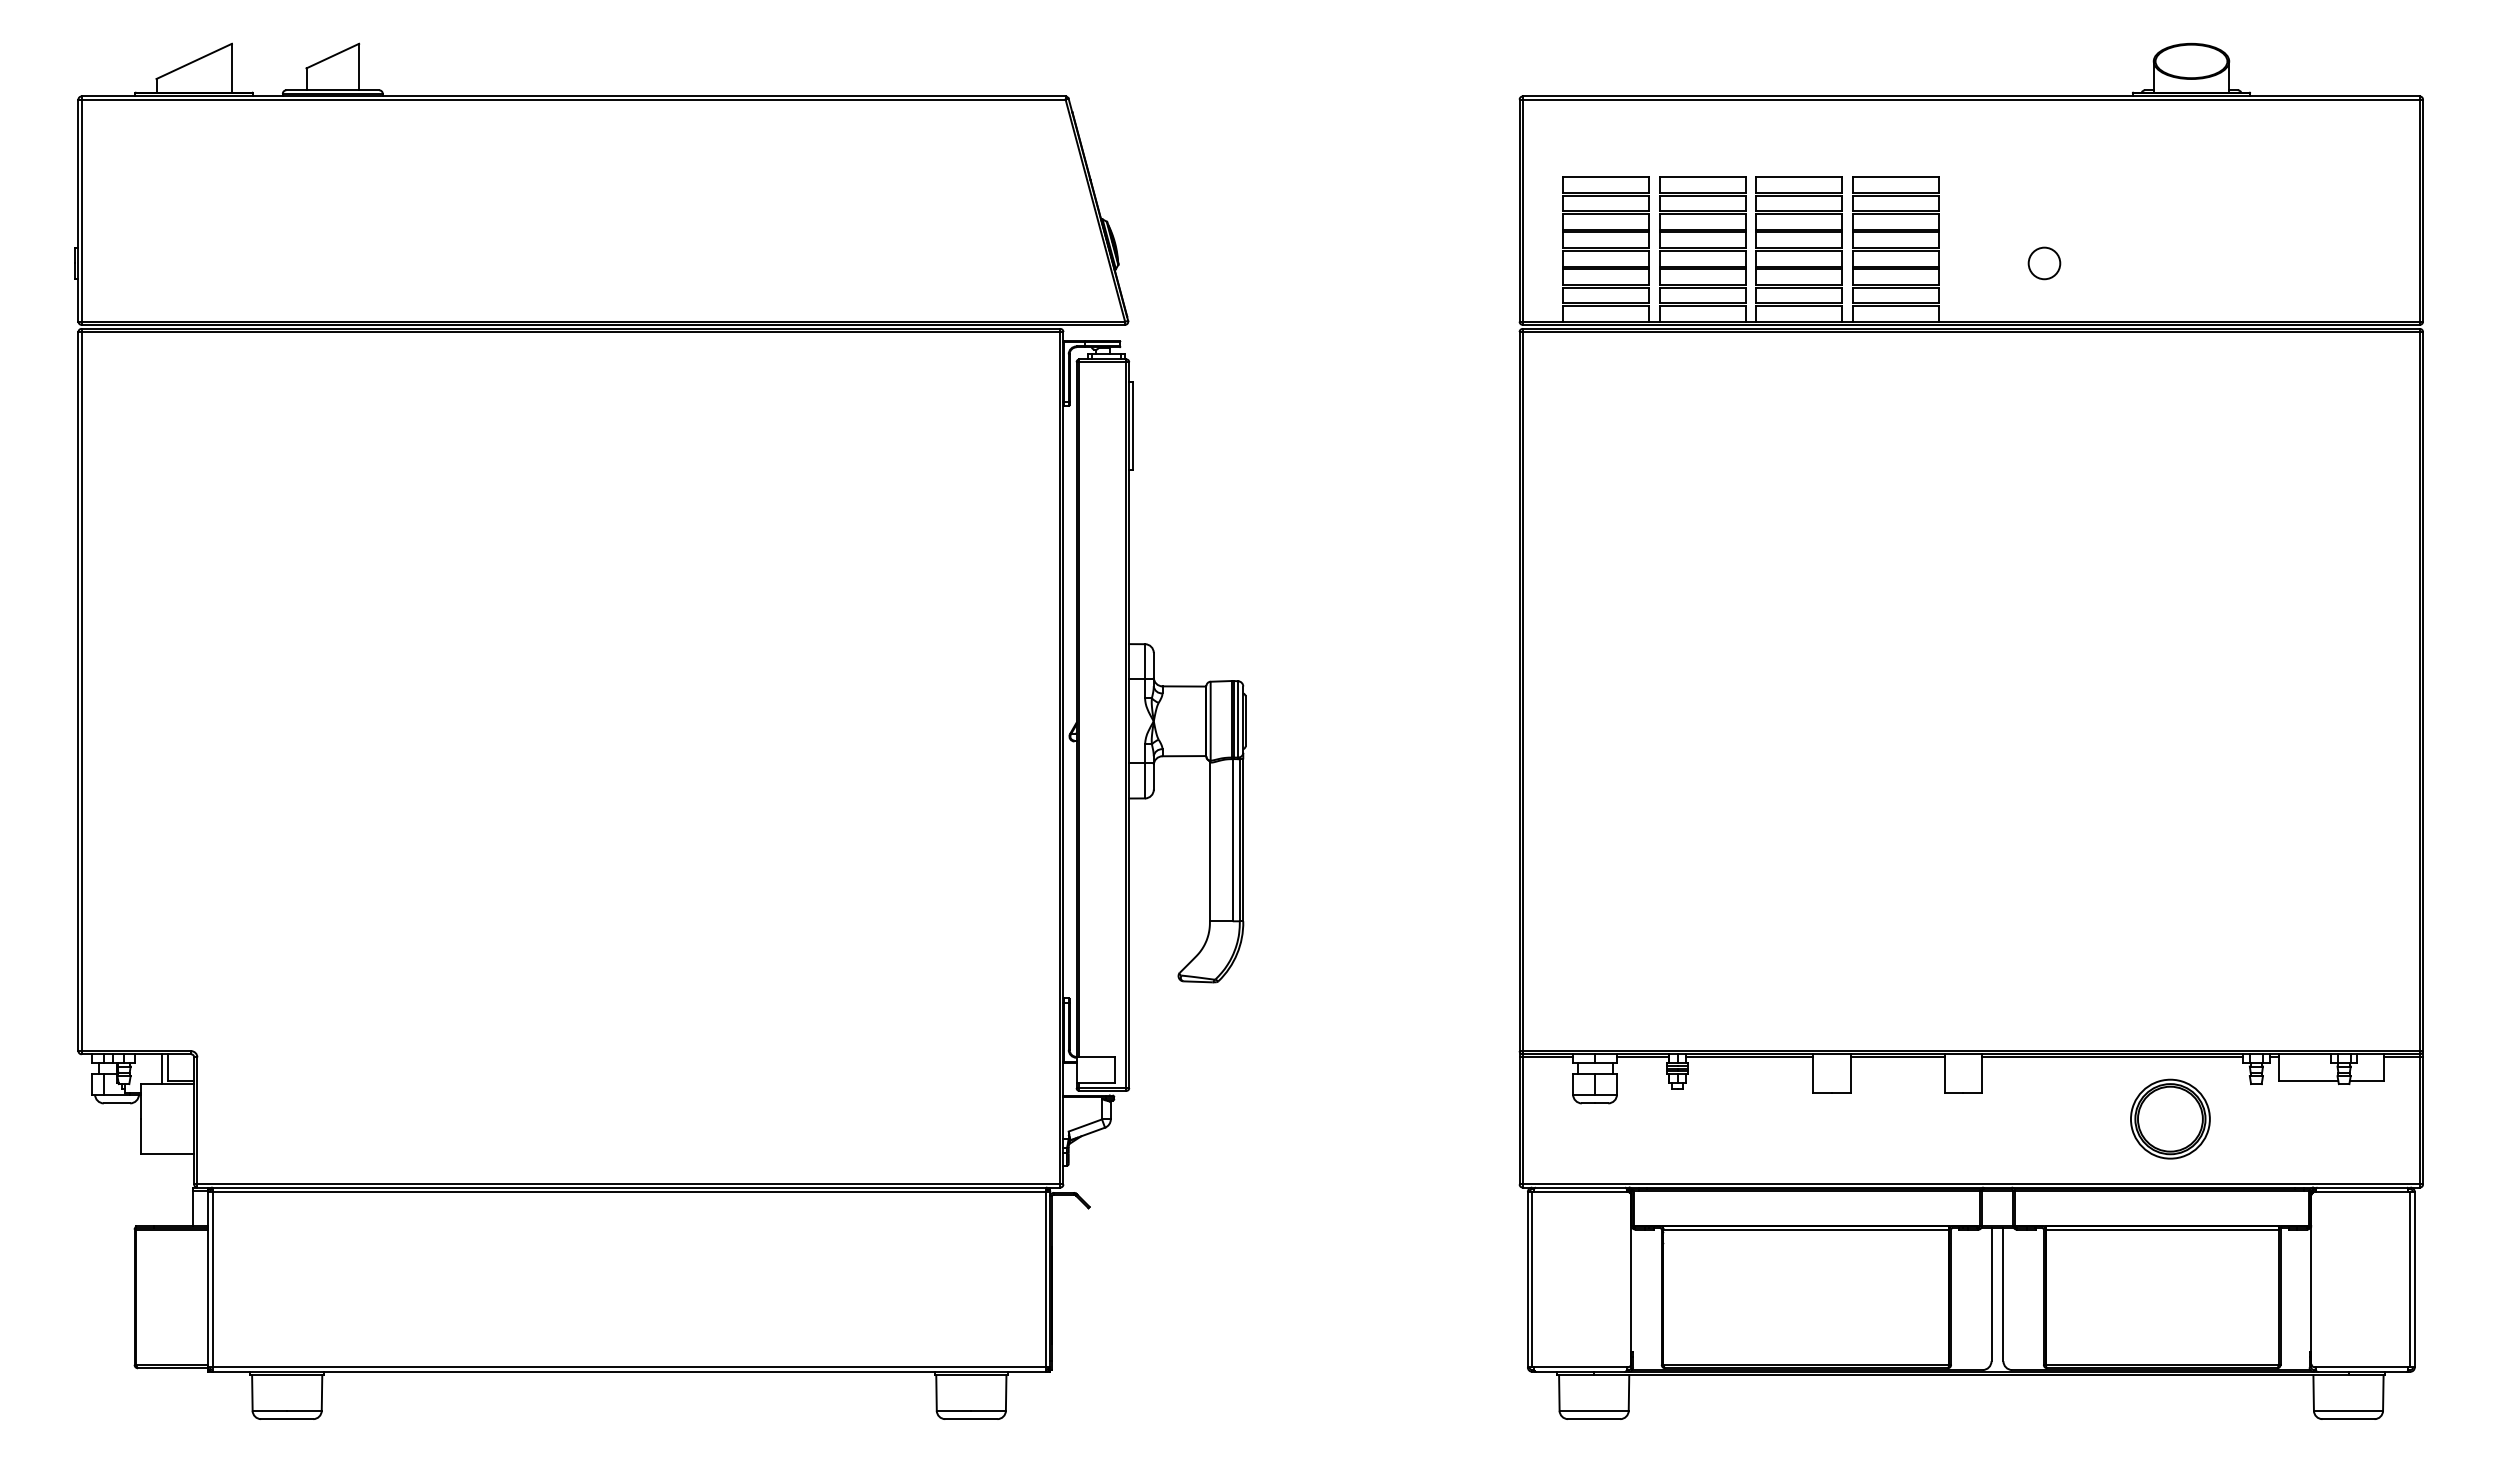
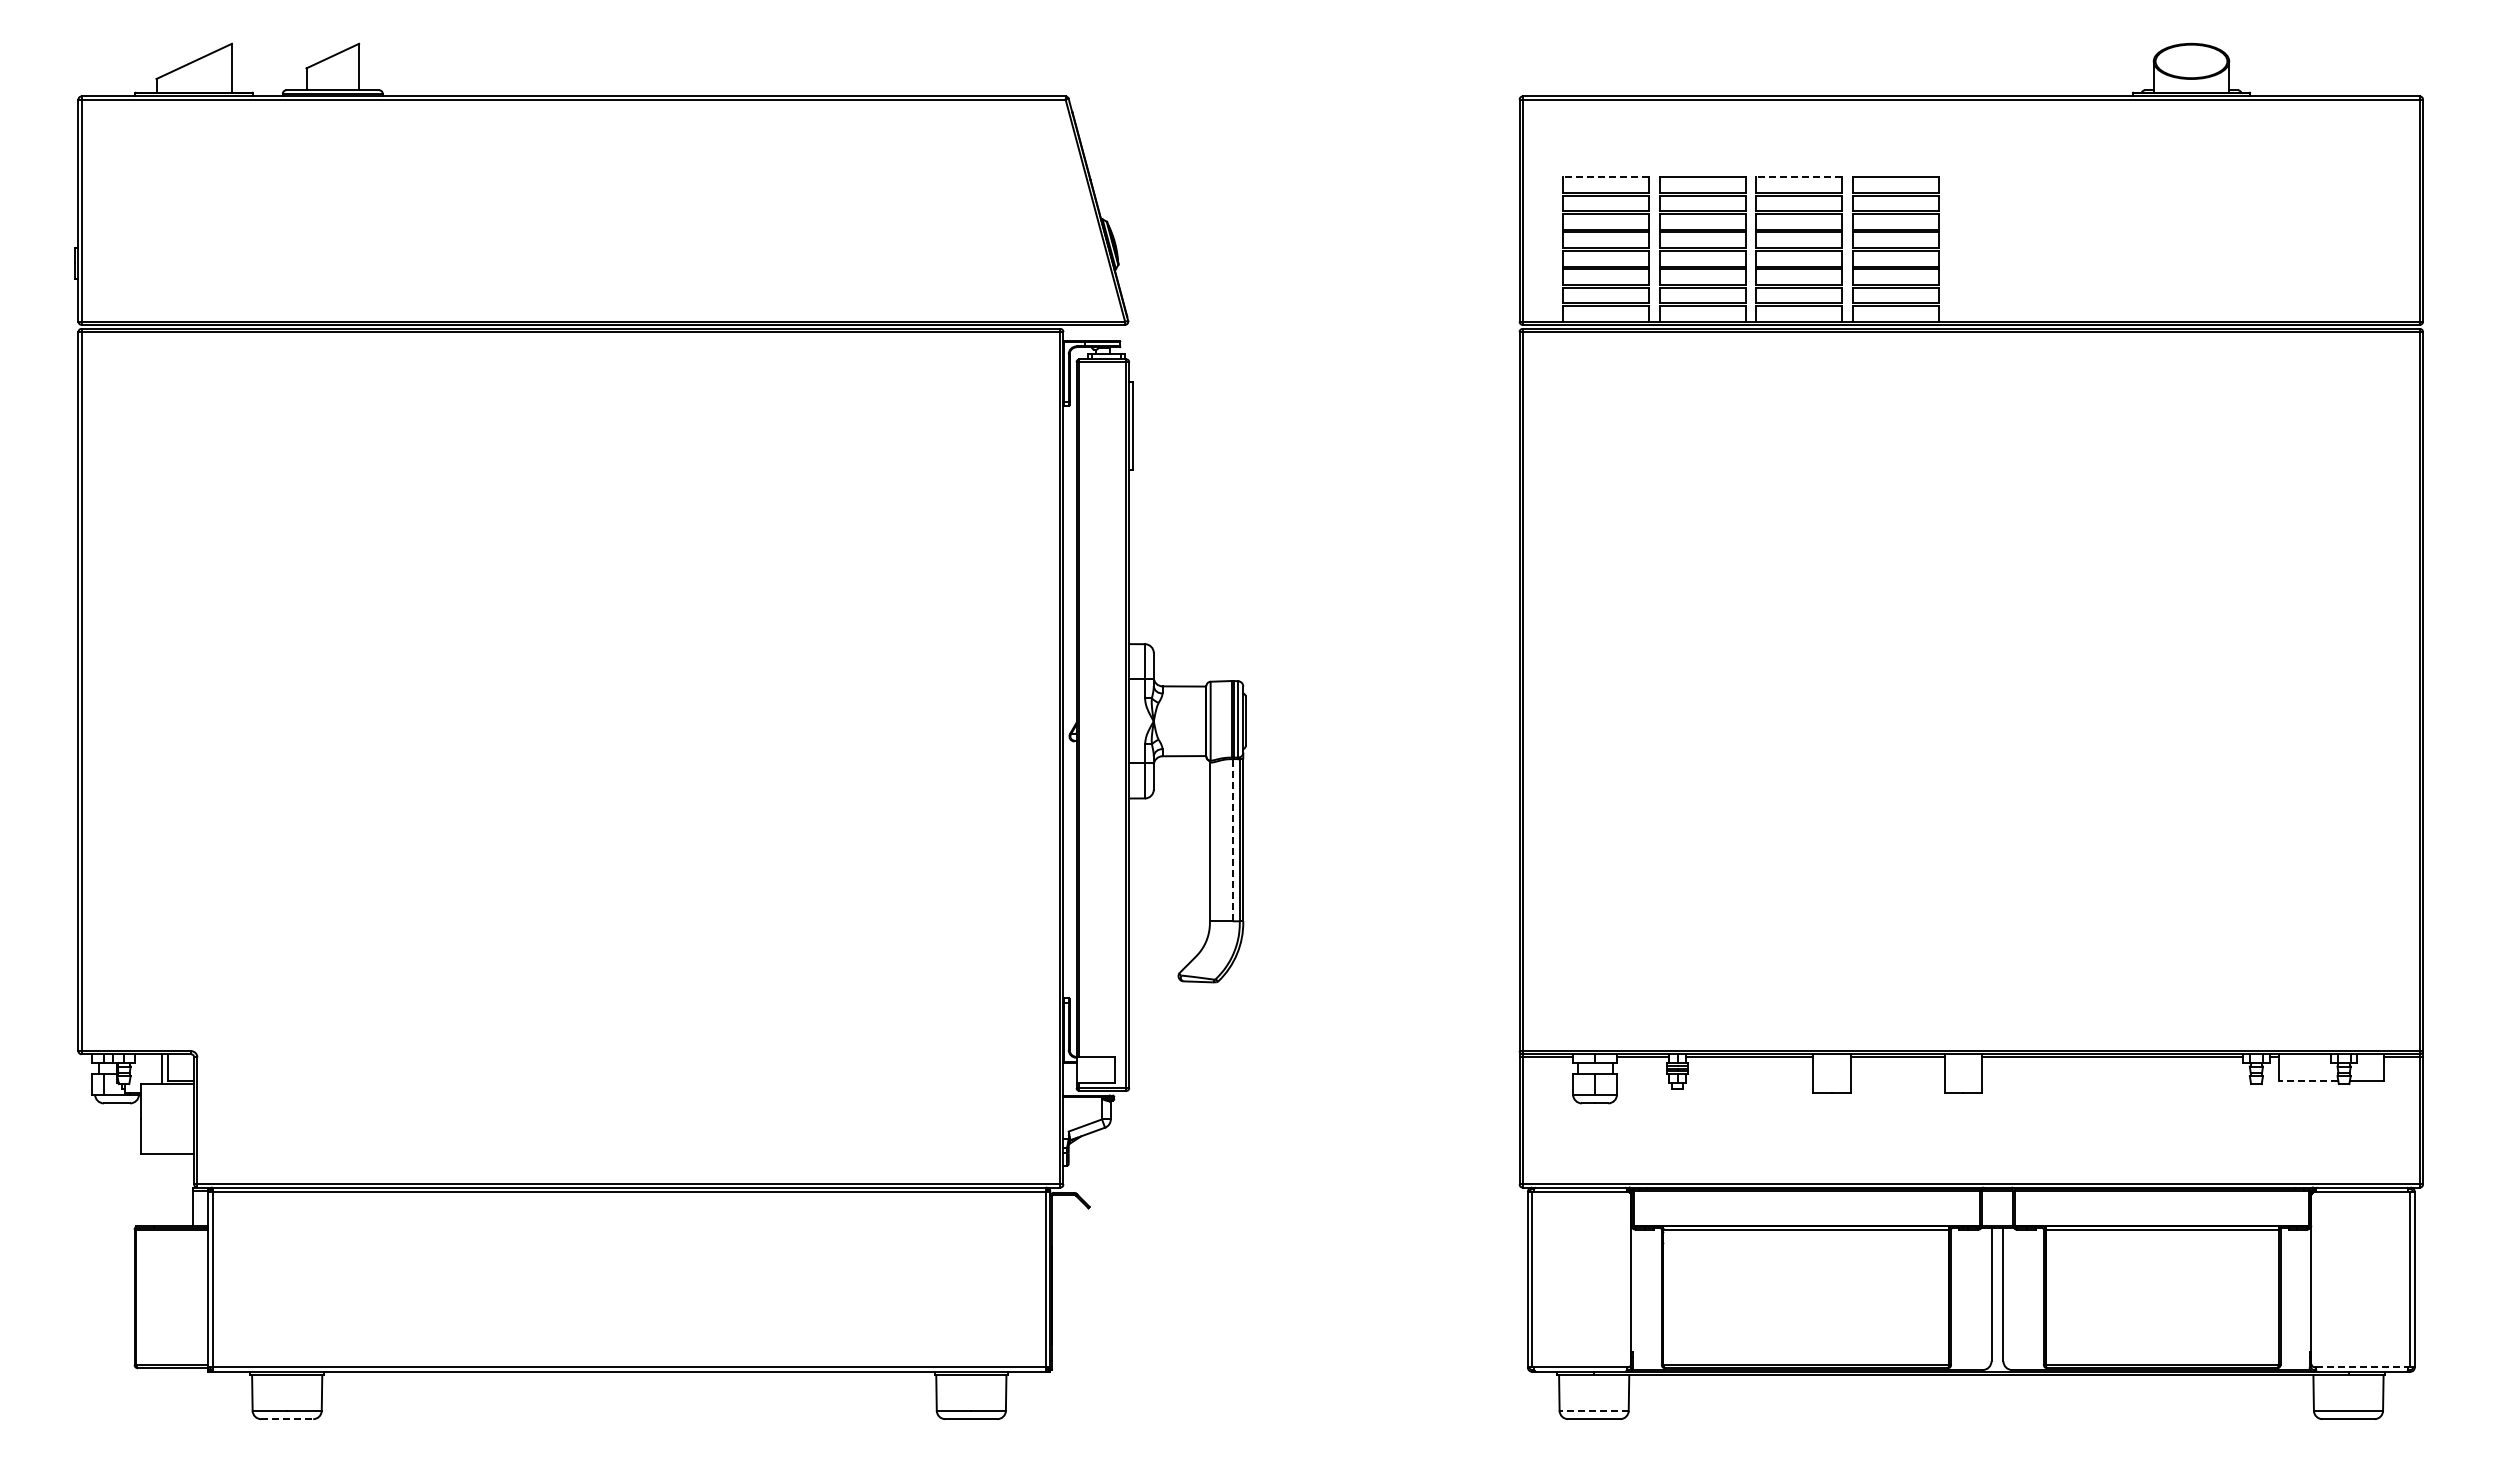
line: solid -> dashed (1606, 177)
line: solid -> dashed (1799, 177)
circle: present -> none (2044, 263)
line: solid -> dashed (1232, 839)
line: solid -> dashed (2308, 1080)
part: present -> none (2170, 1118)
line: solid -> dashed (2362, 1367)
line: solid -> dashed (1594, 1410)
line: solid -> dashed (287, 1419)
